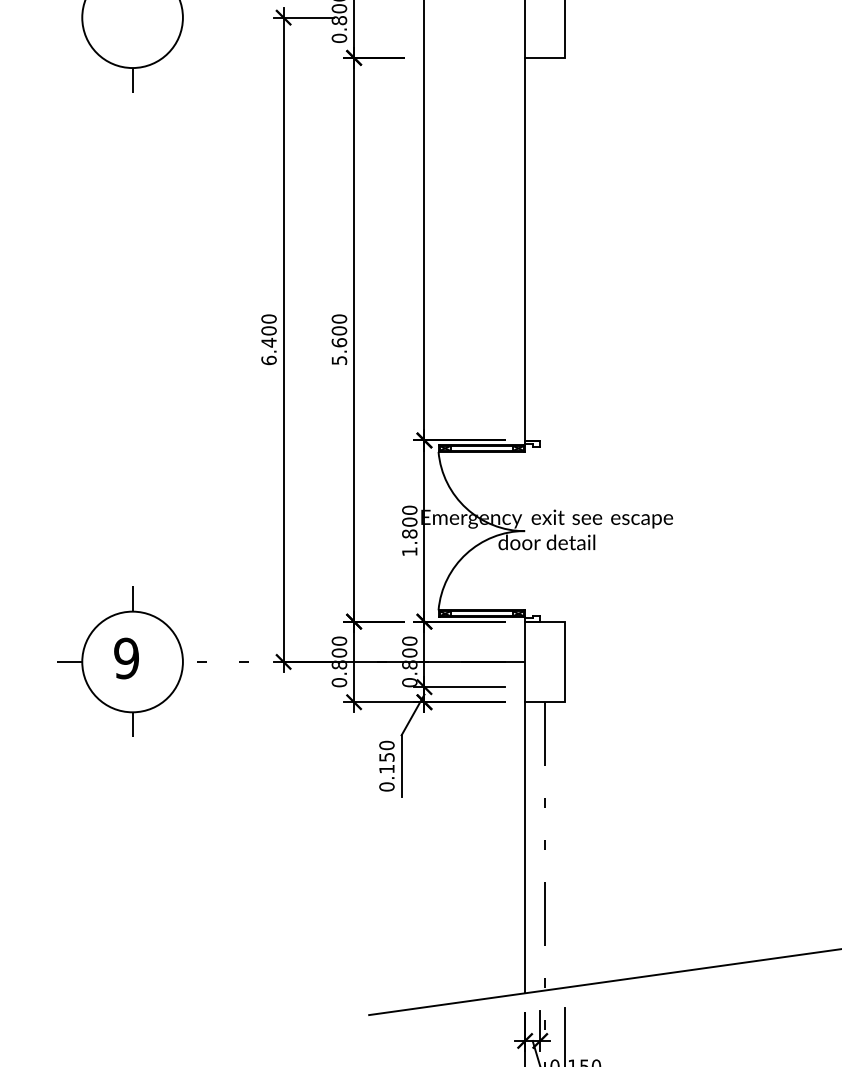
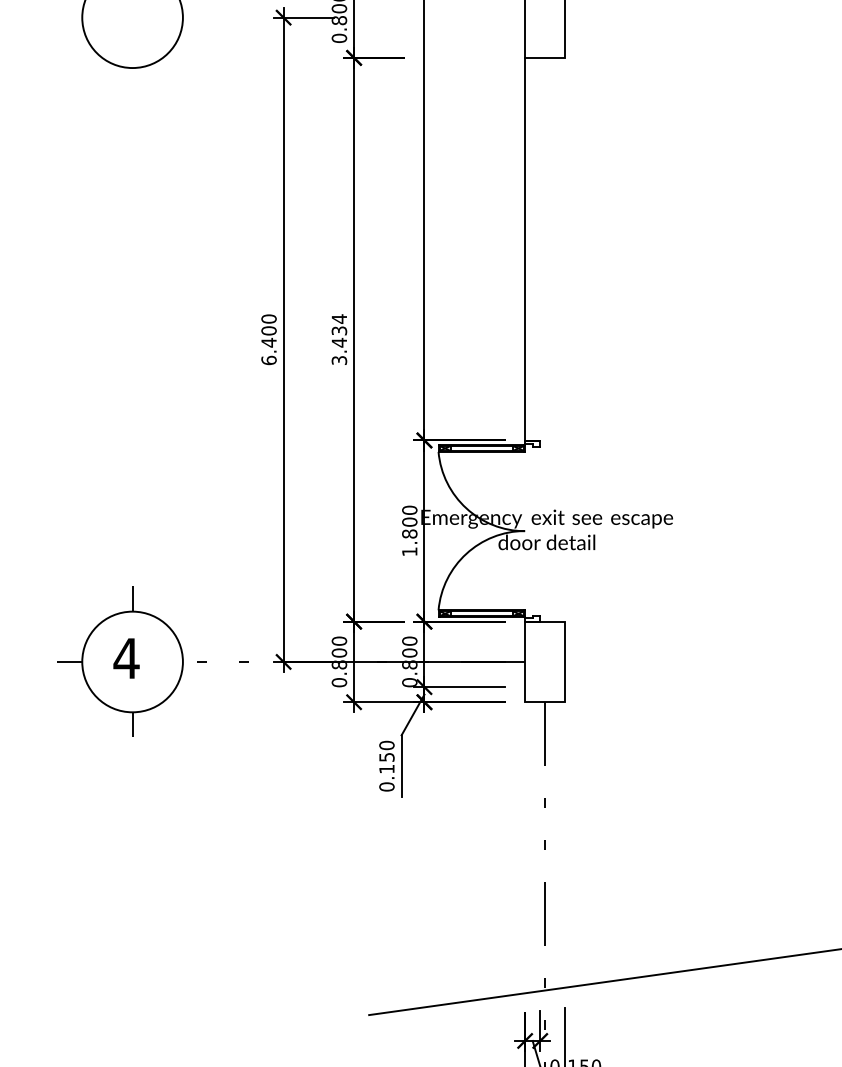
line: present -> none (132, 80)
text: 5.600 -> 3.434 (339, 339)
text: 9 -> 4 (126, 658)
line: present -> none (525, 847)
